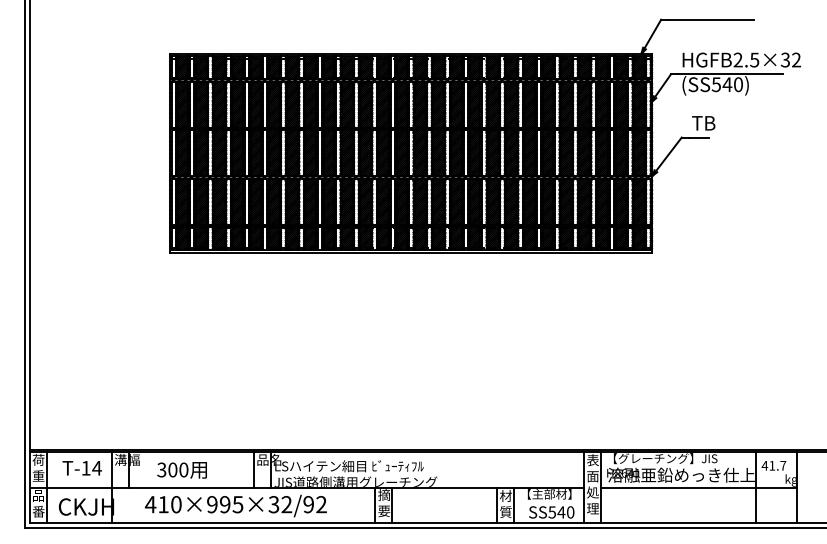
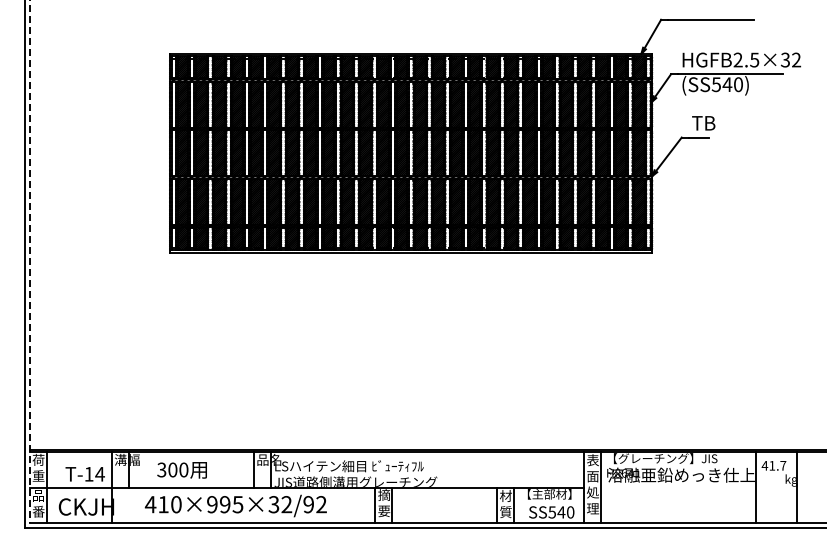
line: solid -> dashed (29, 261)
text position: (81, 468) -> (84, 474) (84, 474)
line: present -> none (698, 487)
